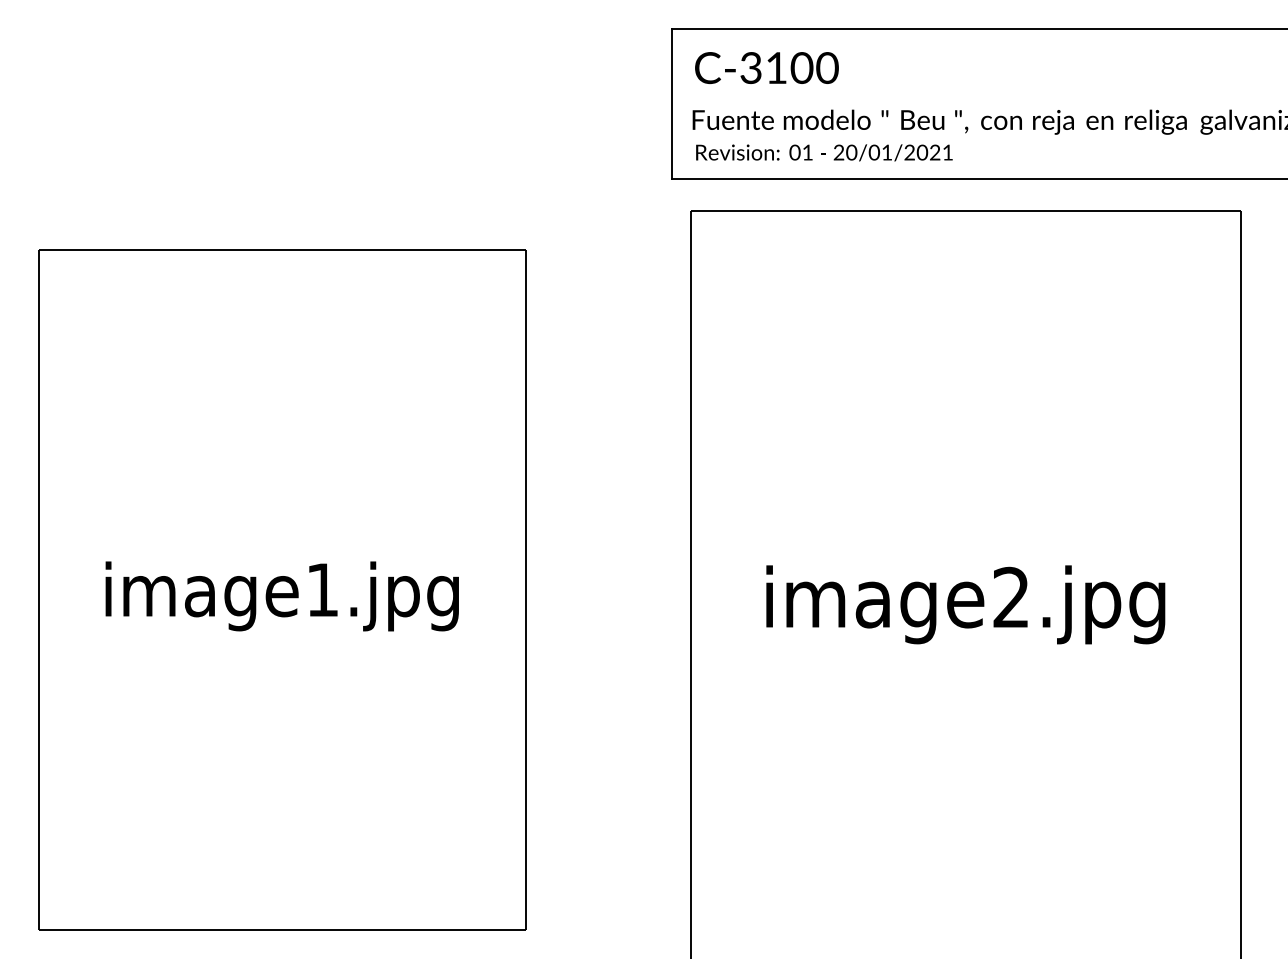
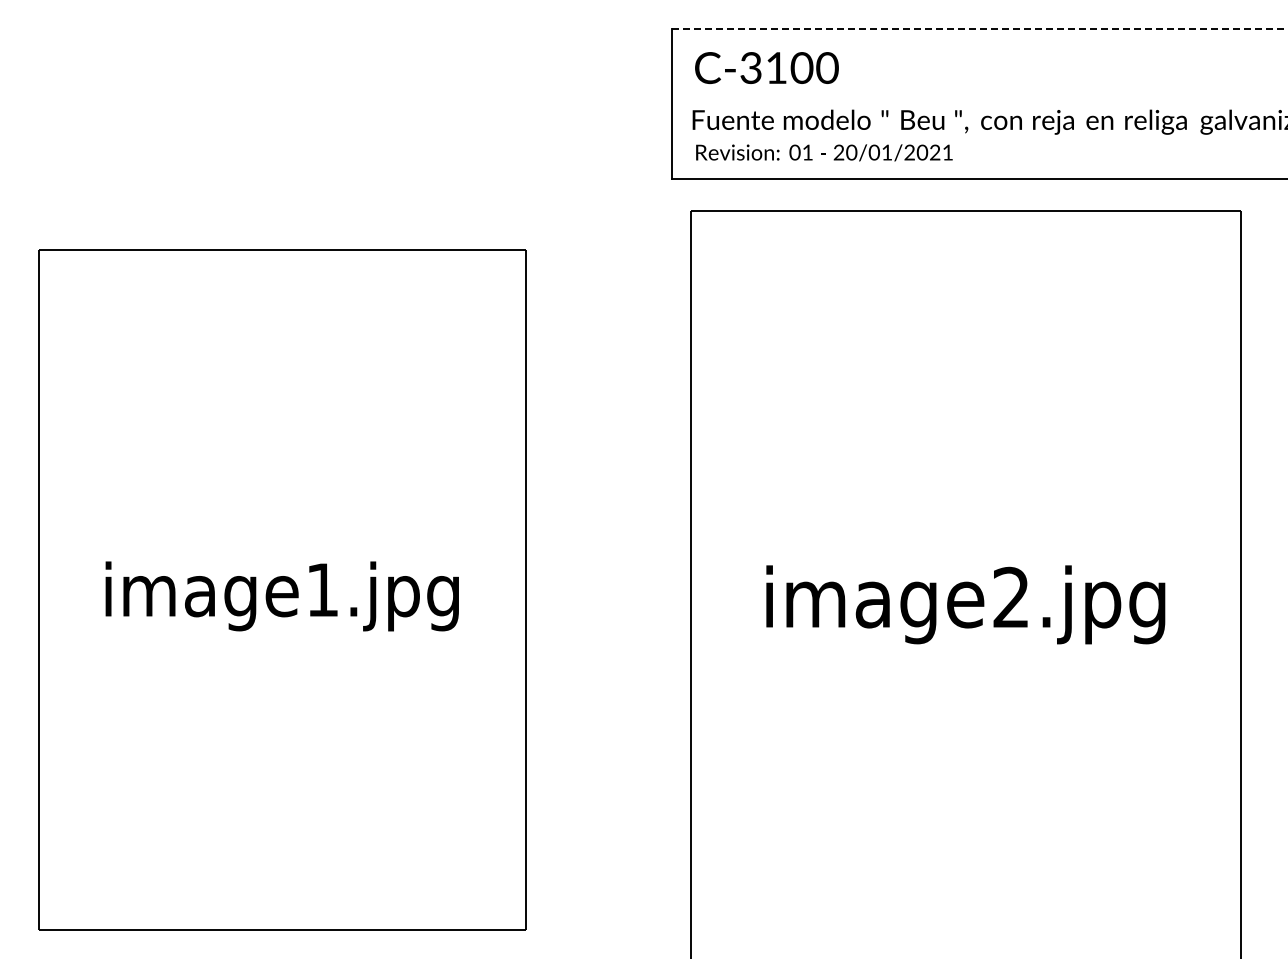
line: solid -> dashed (979, 28)
